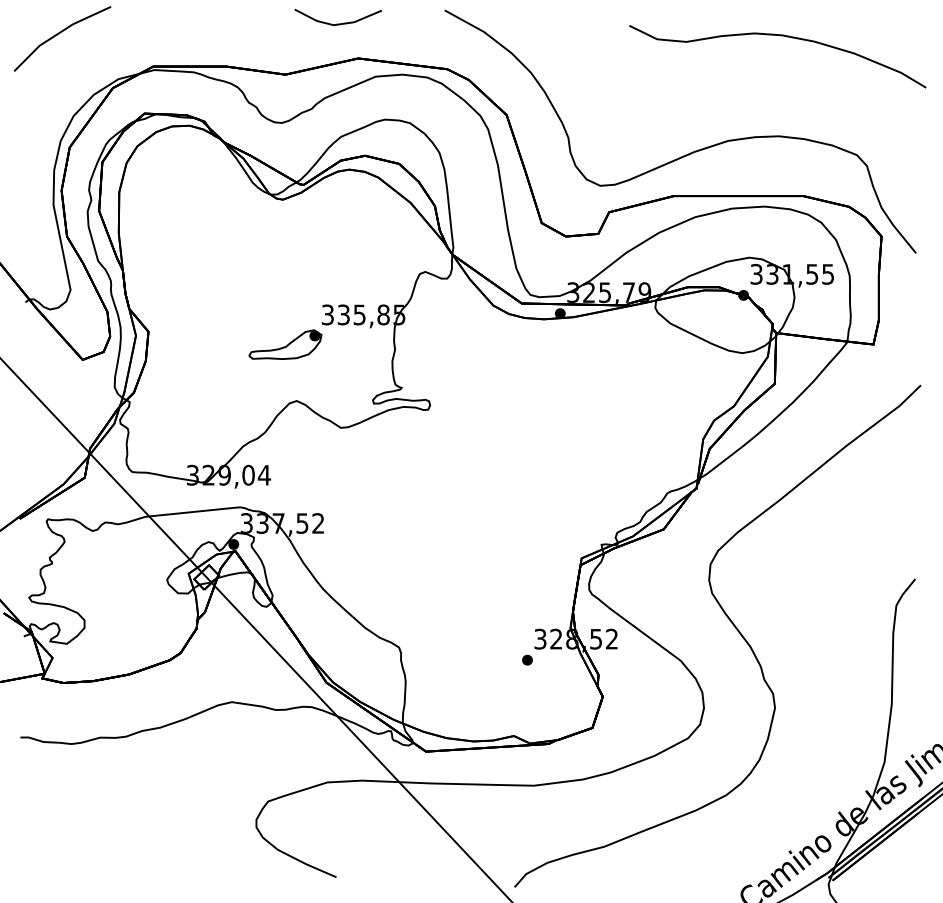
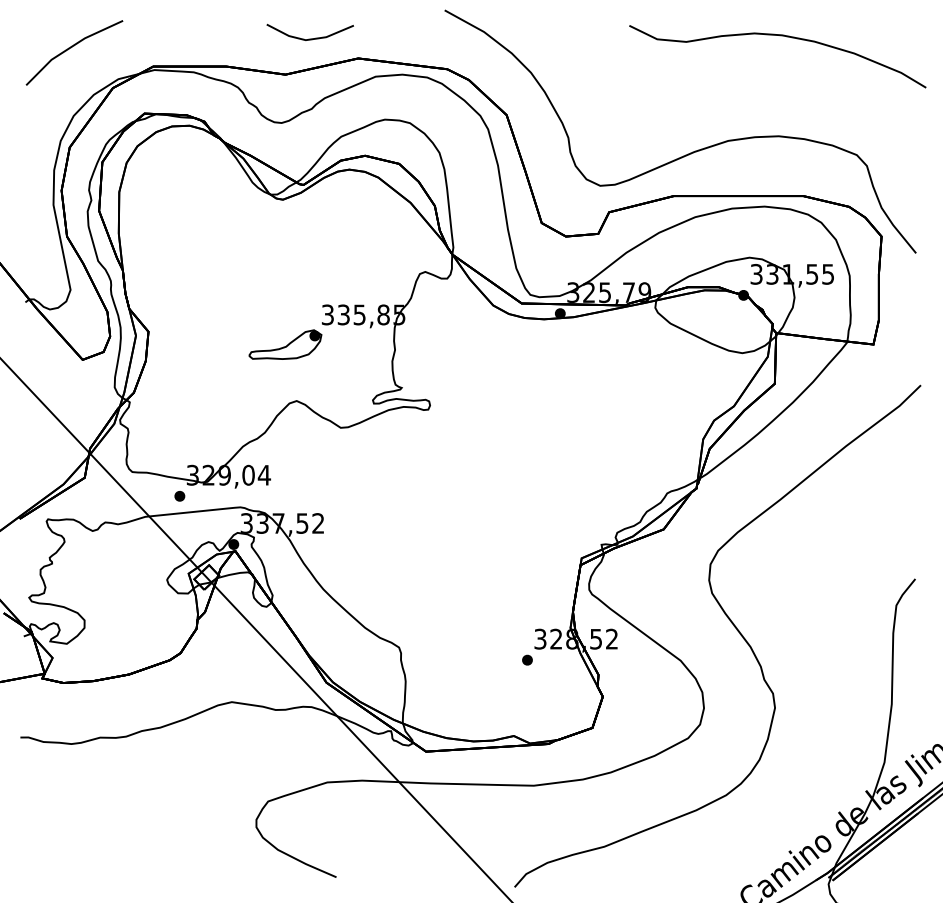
line position: (337, 23) -> (309, 38) (309, 38)
line position: (59, 34) -> (71, 48) (71, 48)
part: none -> present (179, 496)
